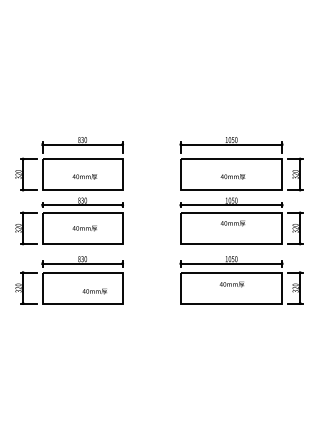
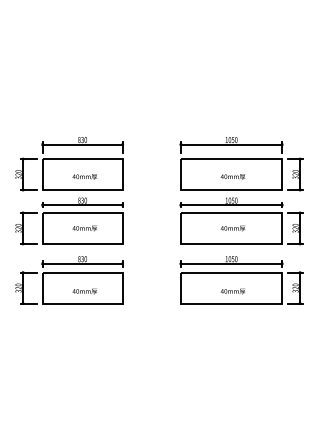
text position: (232, 223) -> (232, 228) (232, 228)
text position: (231, 284) -> (232, 291) (232, 291)
text position: (94, 291) -> (84, 291) (84, 291)
